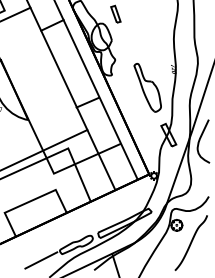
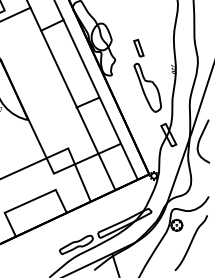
part position: (115, 13) -> (138, 47) (138, 47)
line: present -> none (44, 149)
line: present -> none (41, 260)
